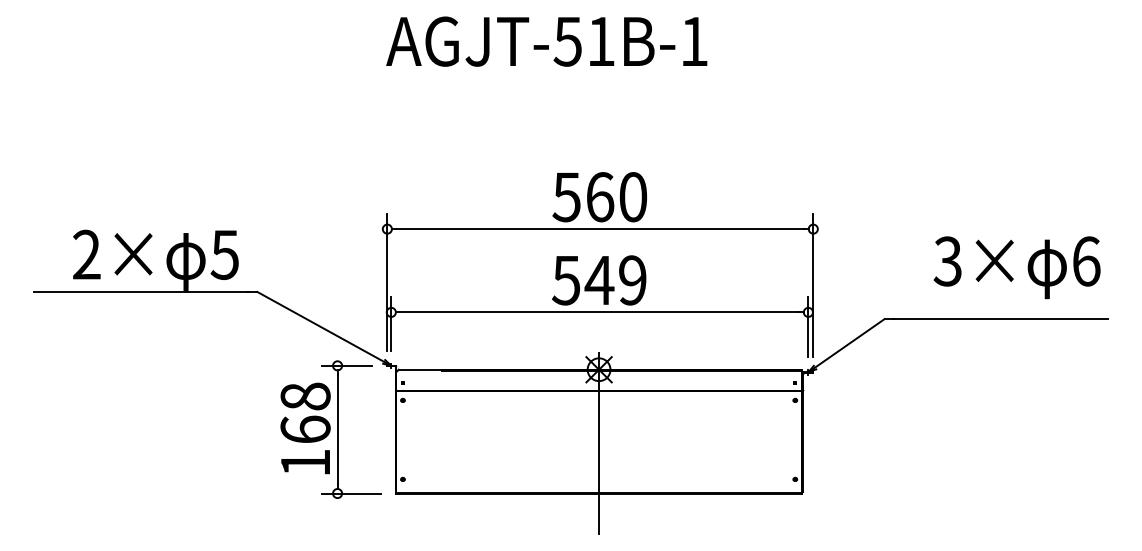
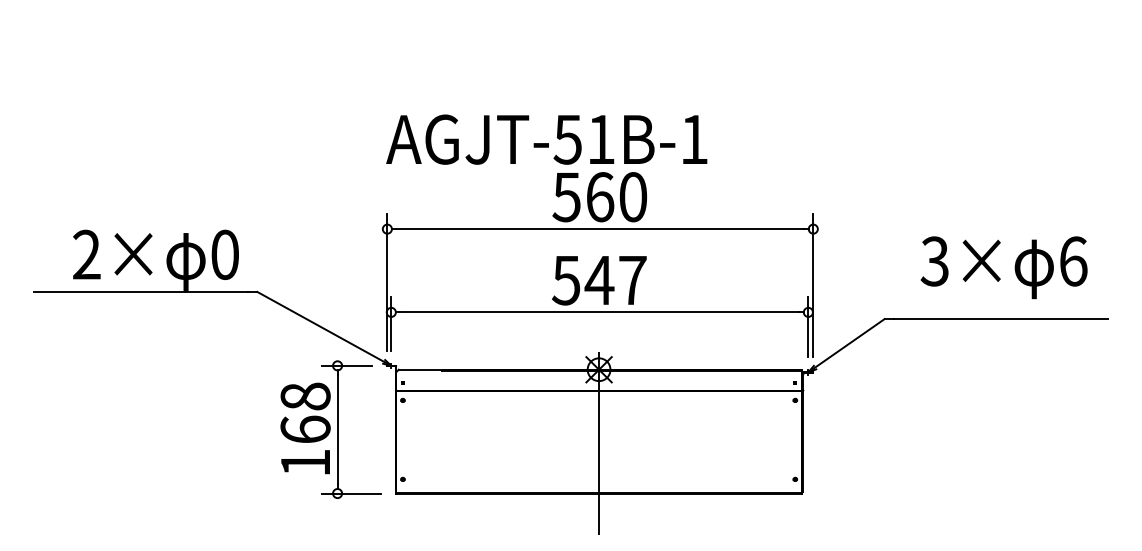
text position: (546, 41) -> (546, 139) (546, 139)
text: 5 -> 0 (224, 254)
text position: (1016, 267) -> (1003, 267) (1003, 267)
text: 549 -> 547 (632, 280)
